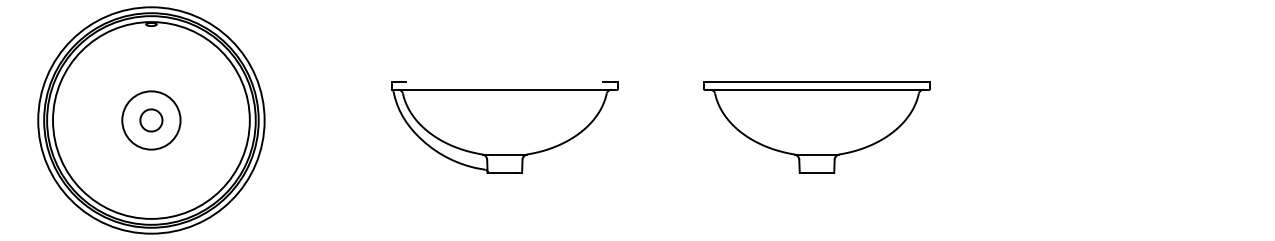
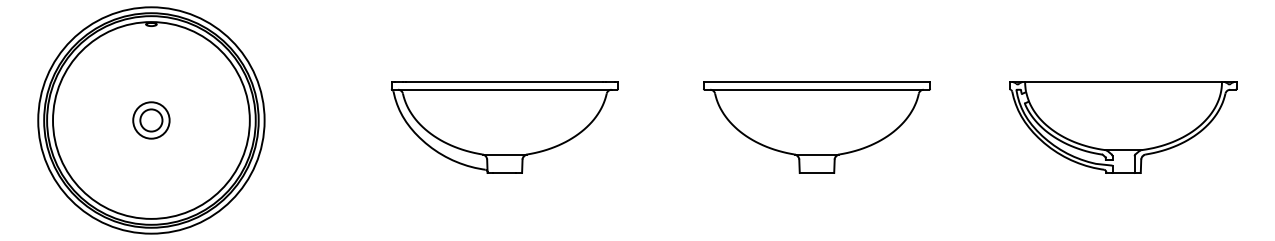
line: none -> present (504, 82)
circle diameter: 58 px -> 36 px (151, 120)
part: none -> present (1123, 127)
